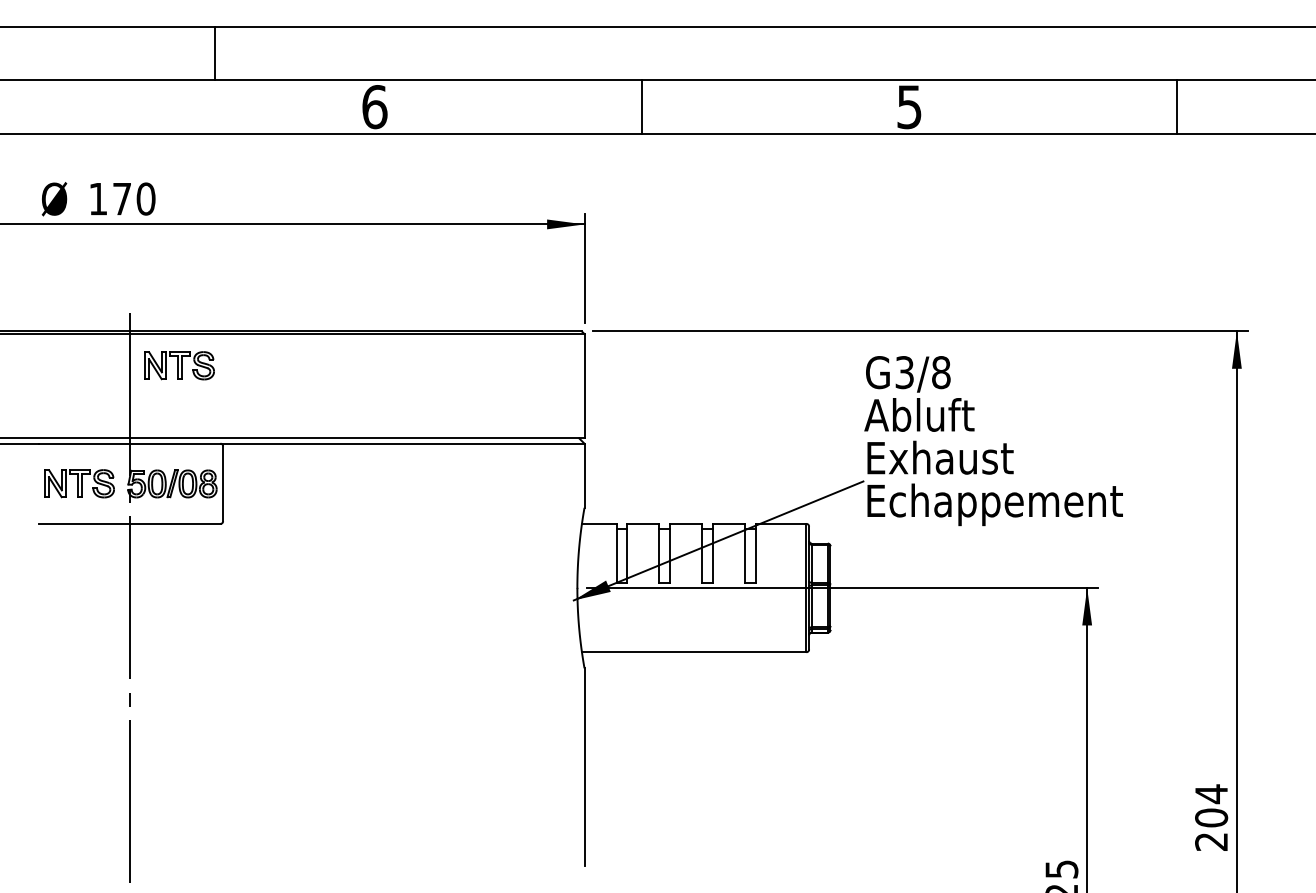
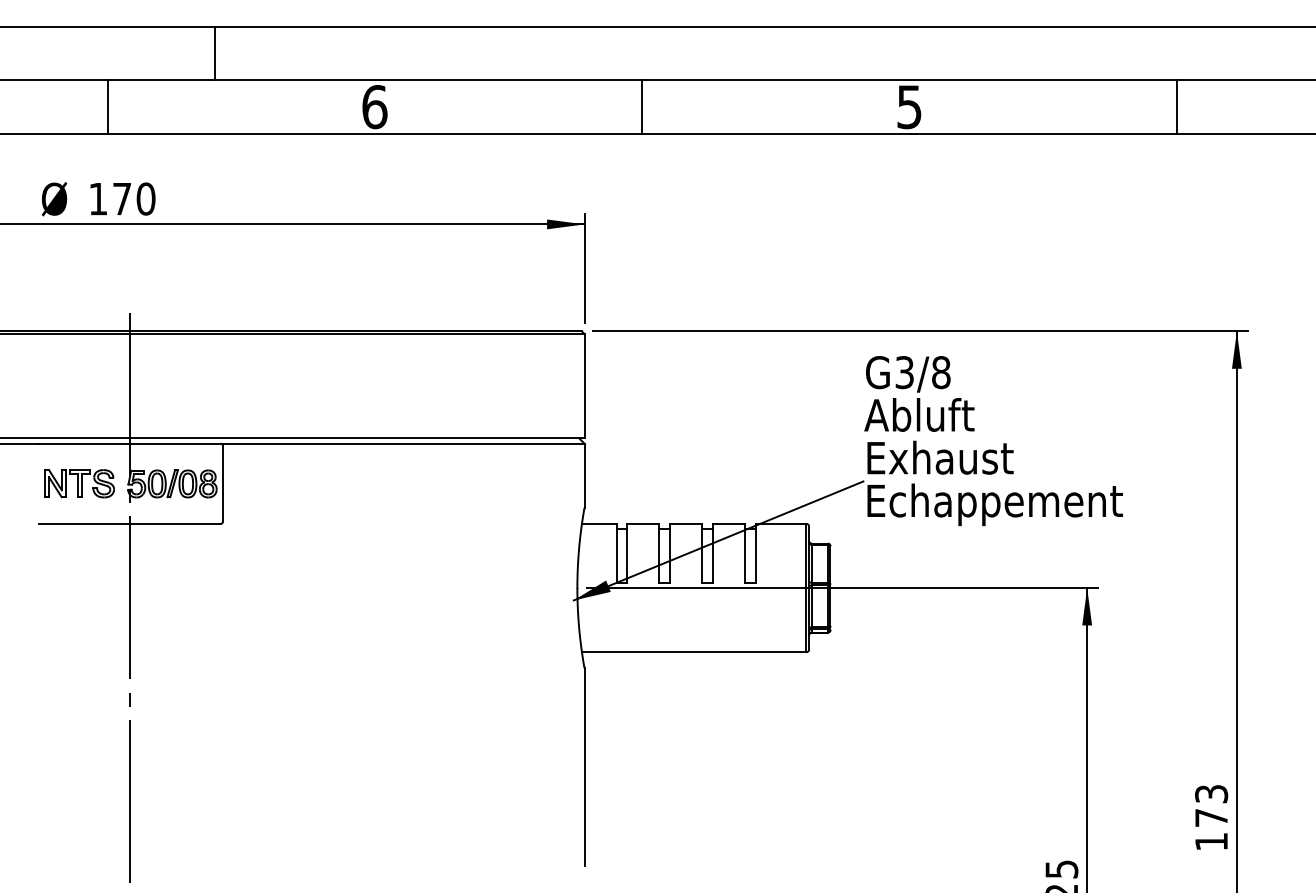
line: none -> present (107, 106)
part: present -> none (179, 365)
text: 204 -> 173 (1211, 817)
